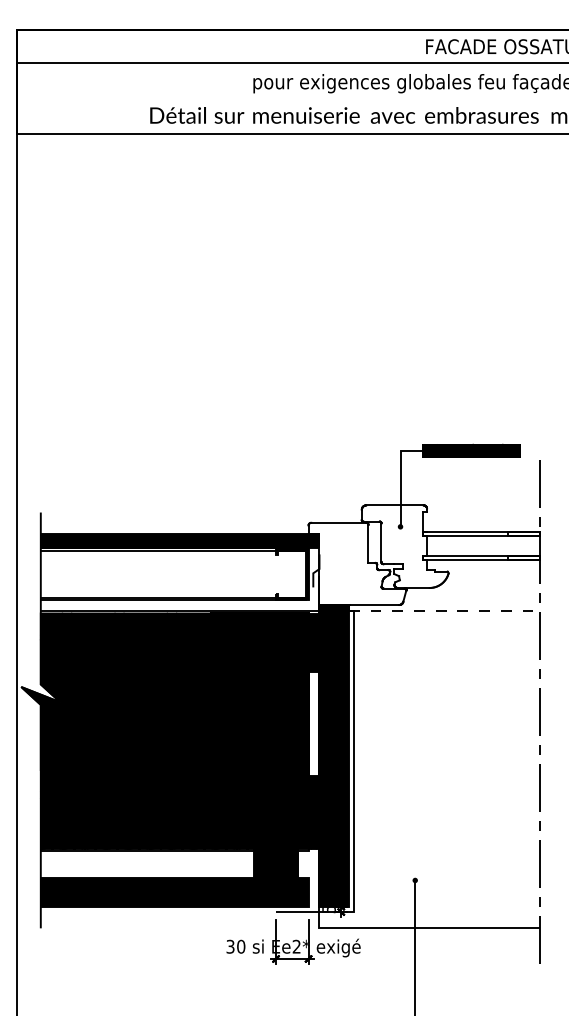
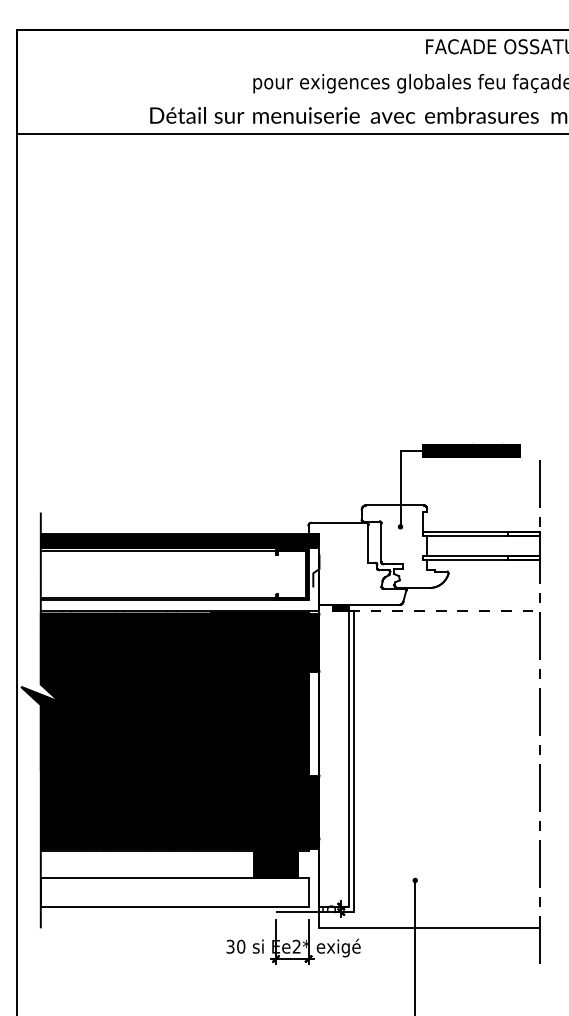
line: present -> none (291, 63)
fill: present -> none (333, 755)
fill: present -> none (174, 892)
